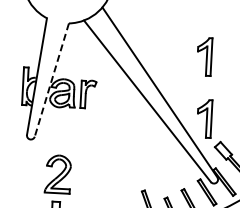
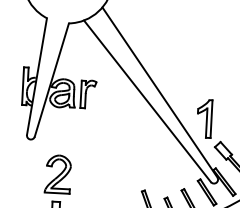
part: present -> none (205, 56)
line: dashed -> solid (51, 80)
